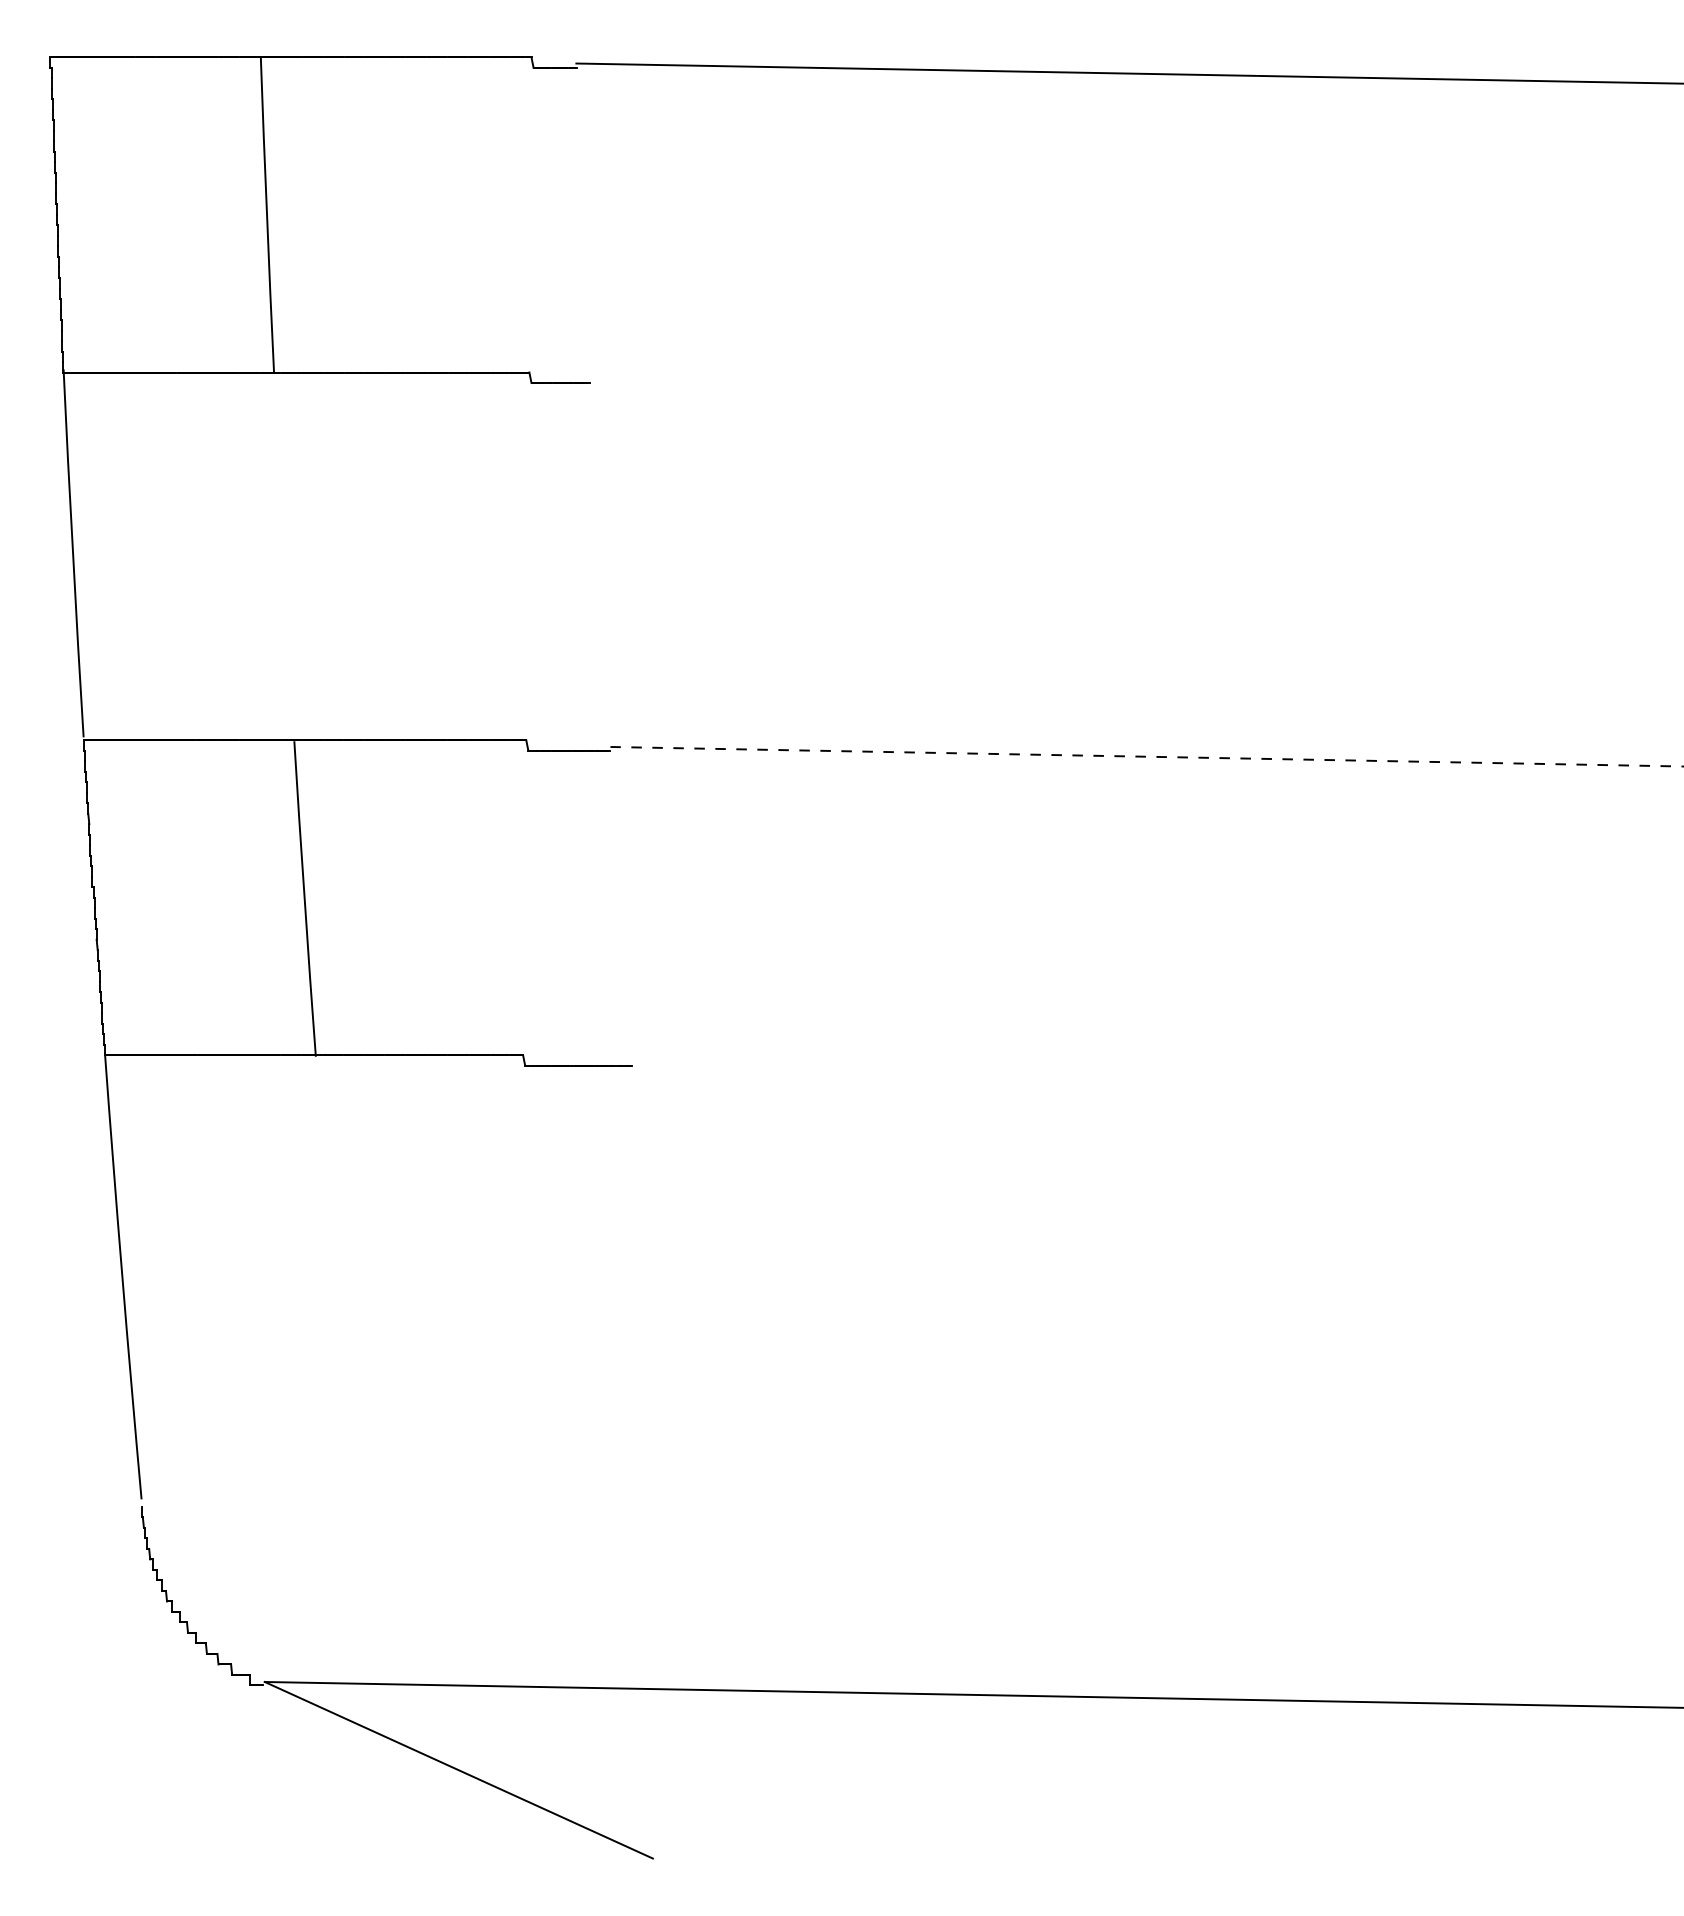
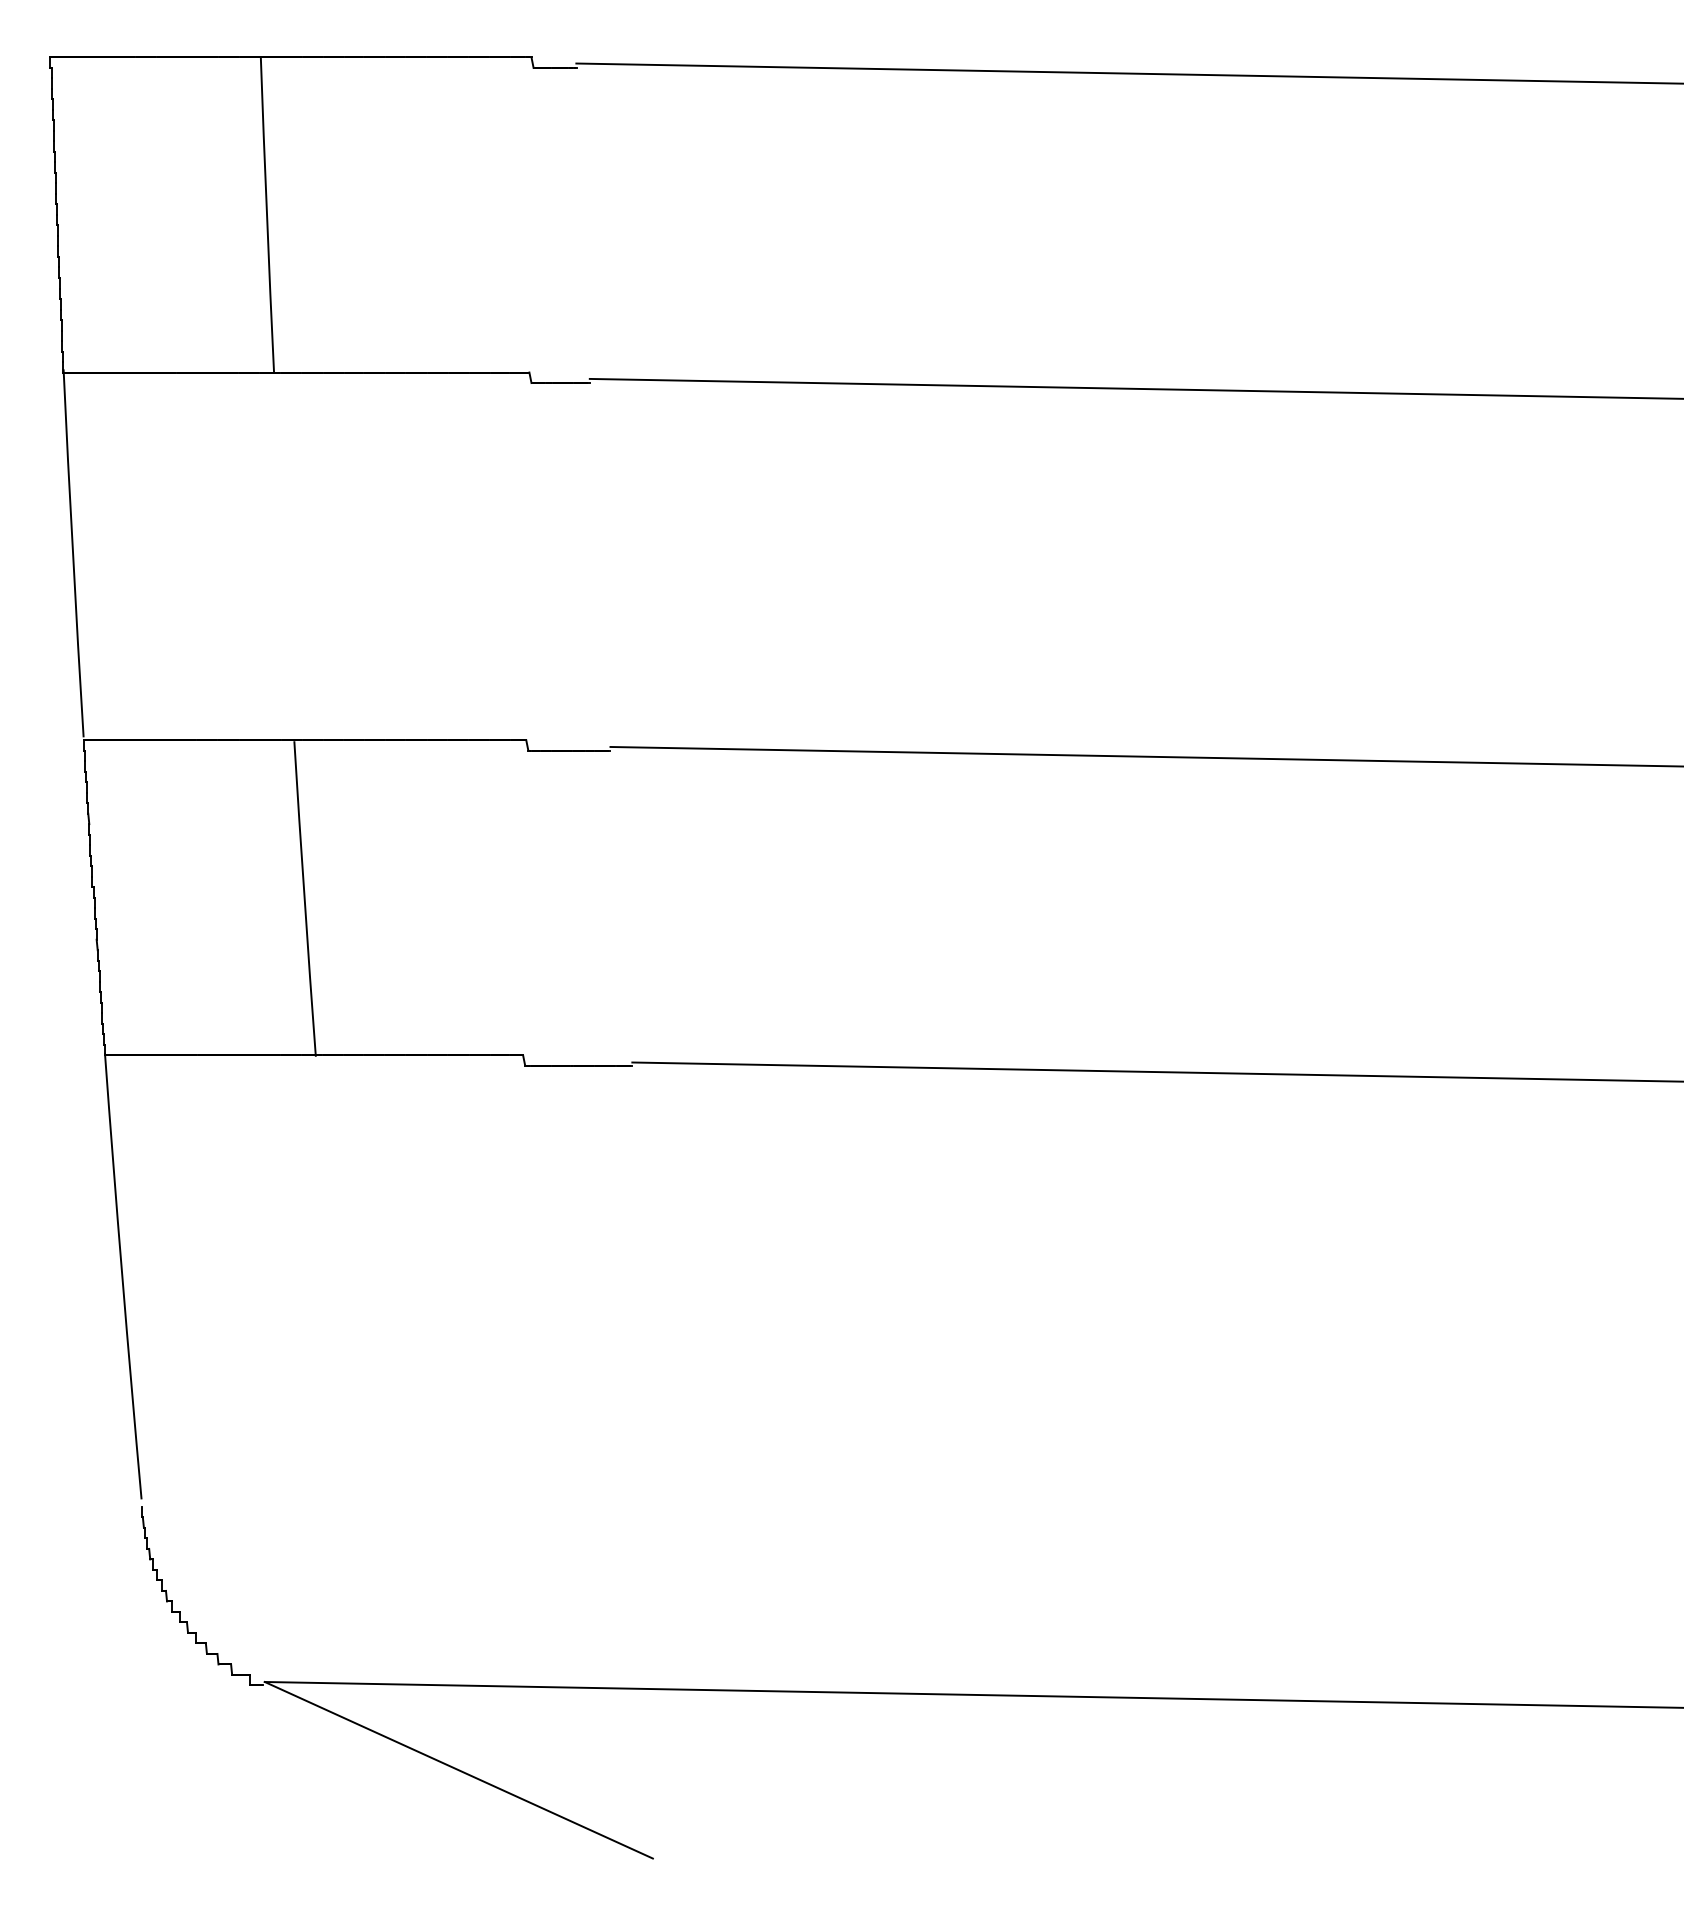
line: none -> present (1134, 388)
line: dashed -> solid (1147, 756)
line: none -> present (1156, 1071)
